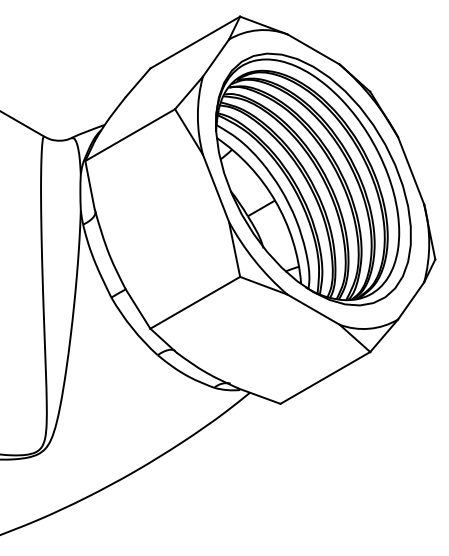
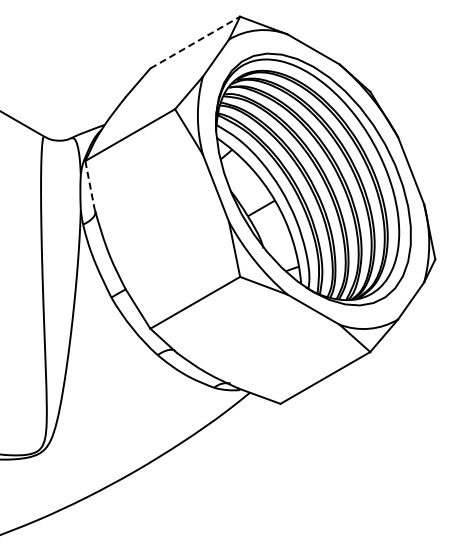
line: solid -> dashed (195, 42)
line: solid -> dashed (90, 185)
